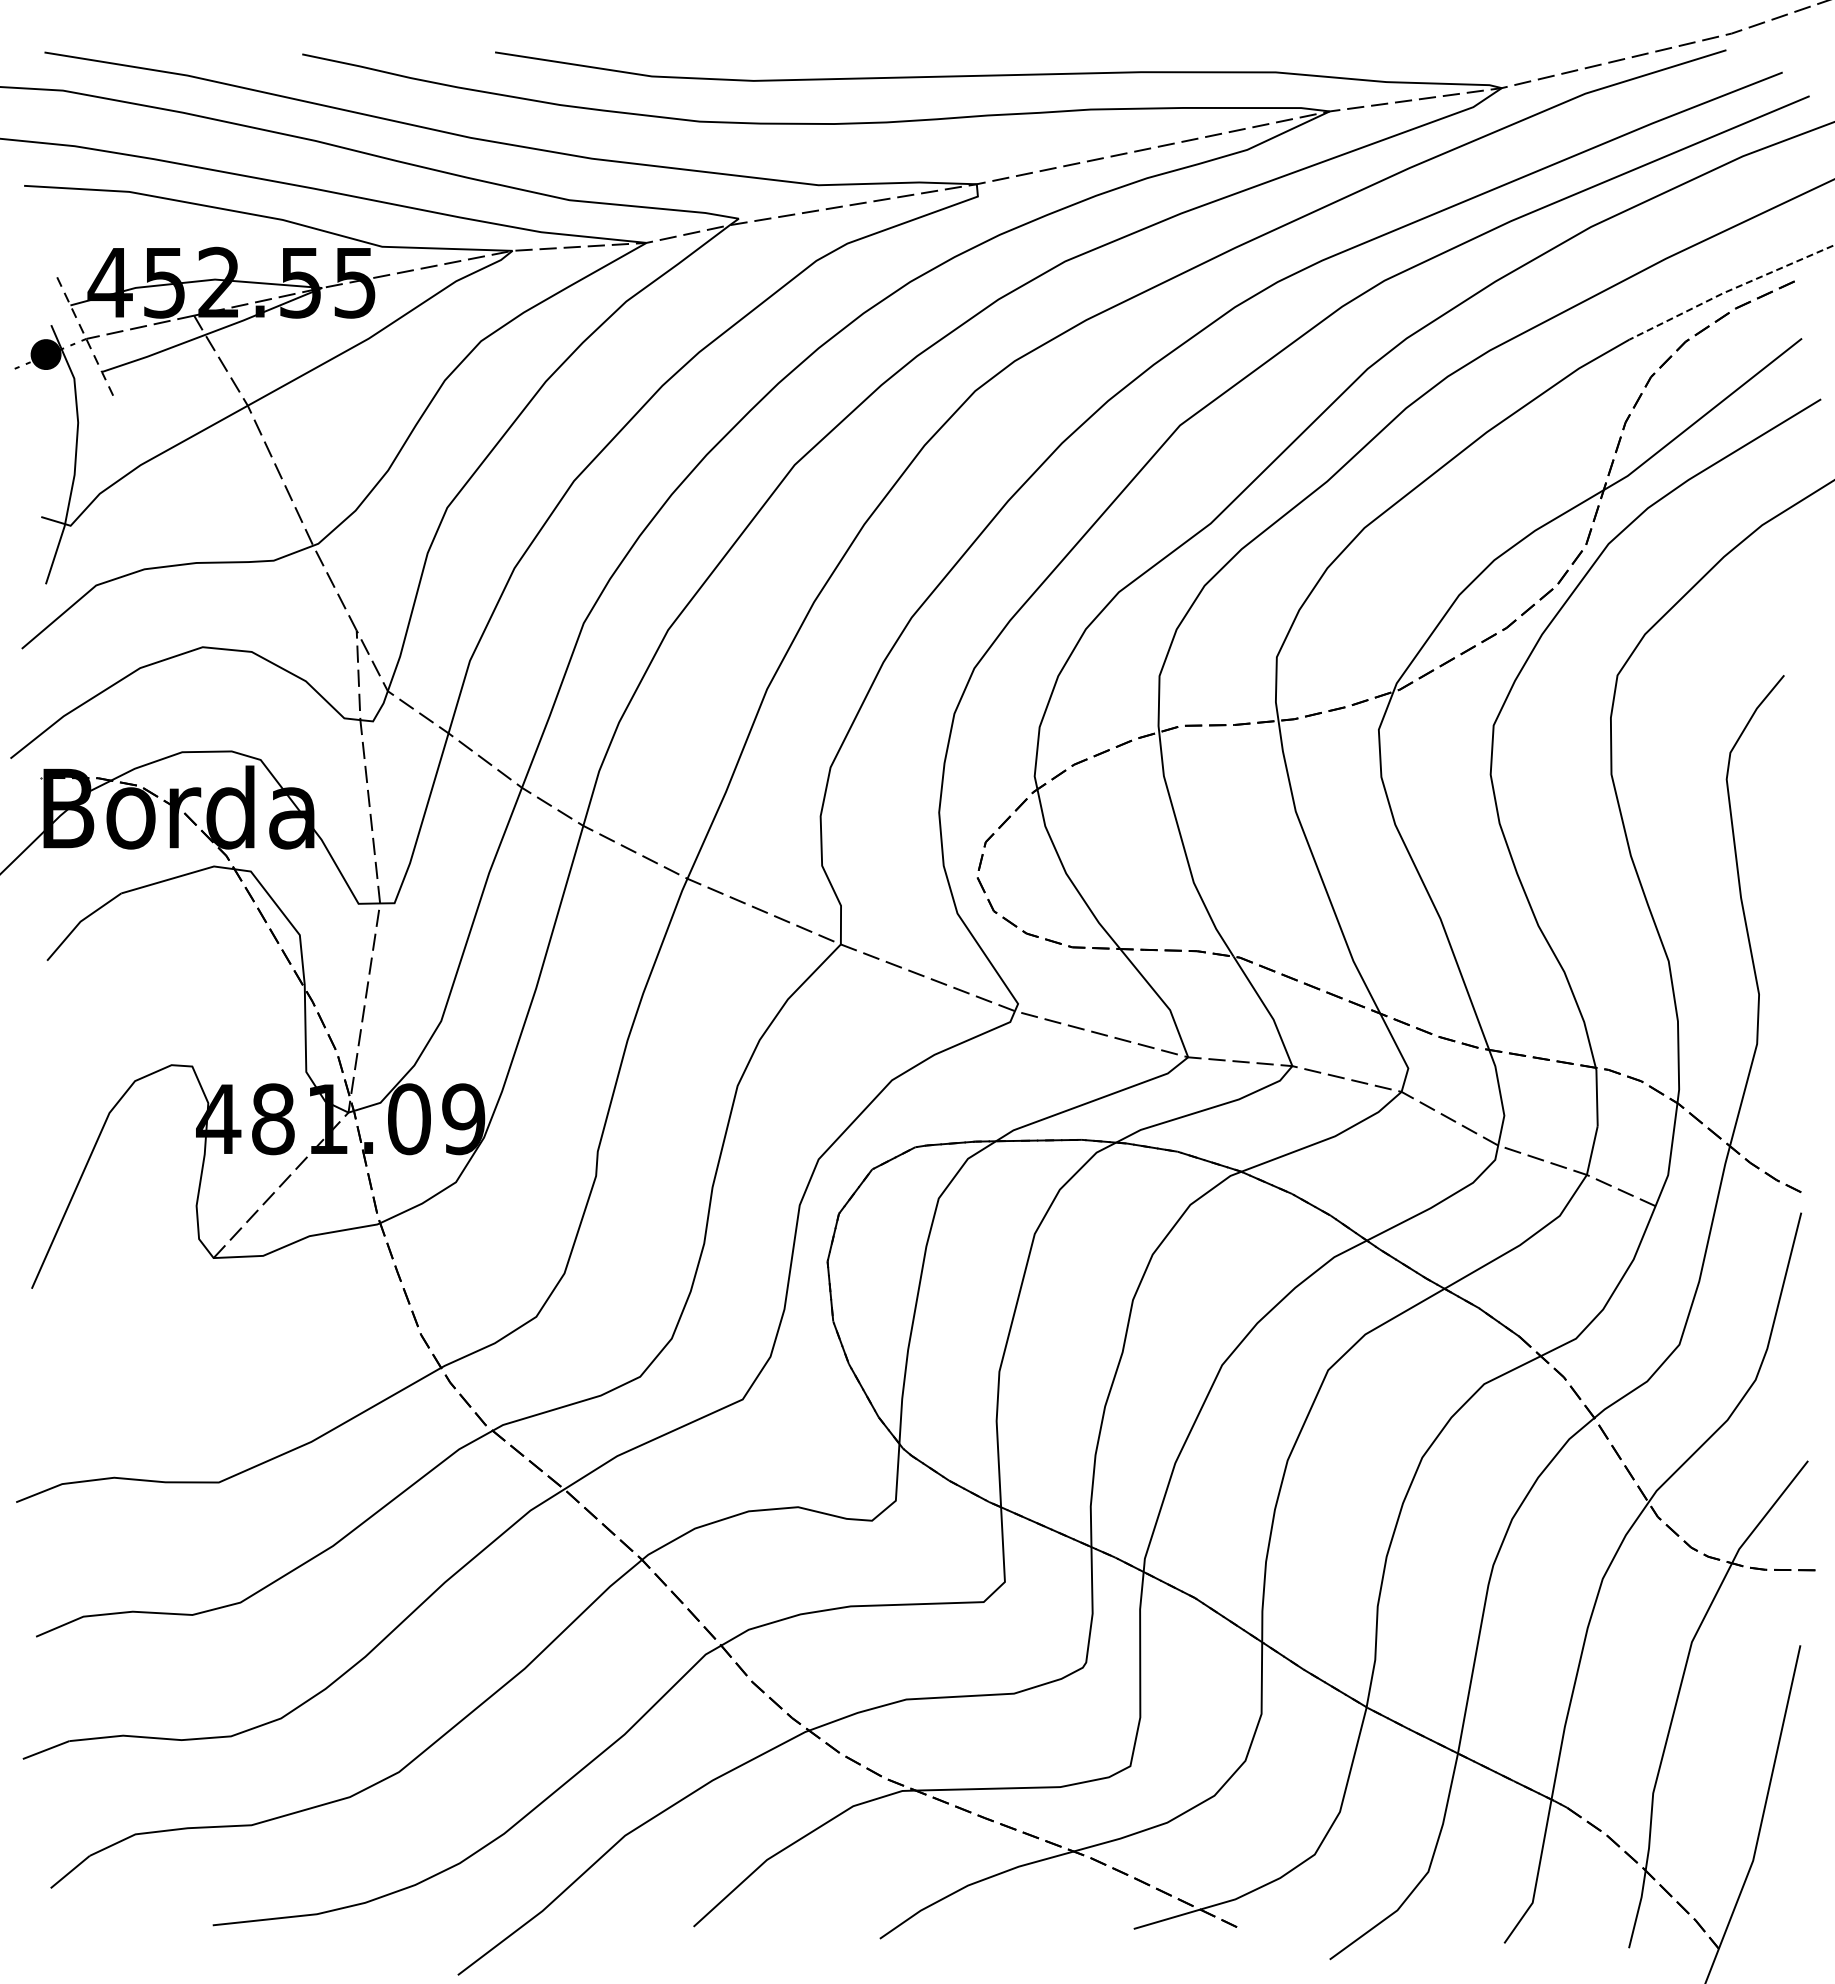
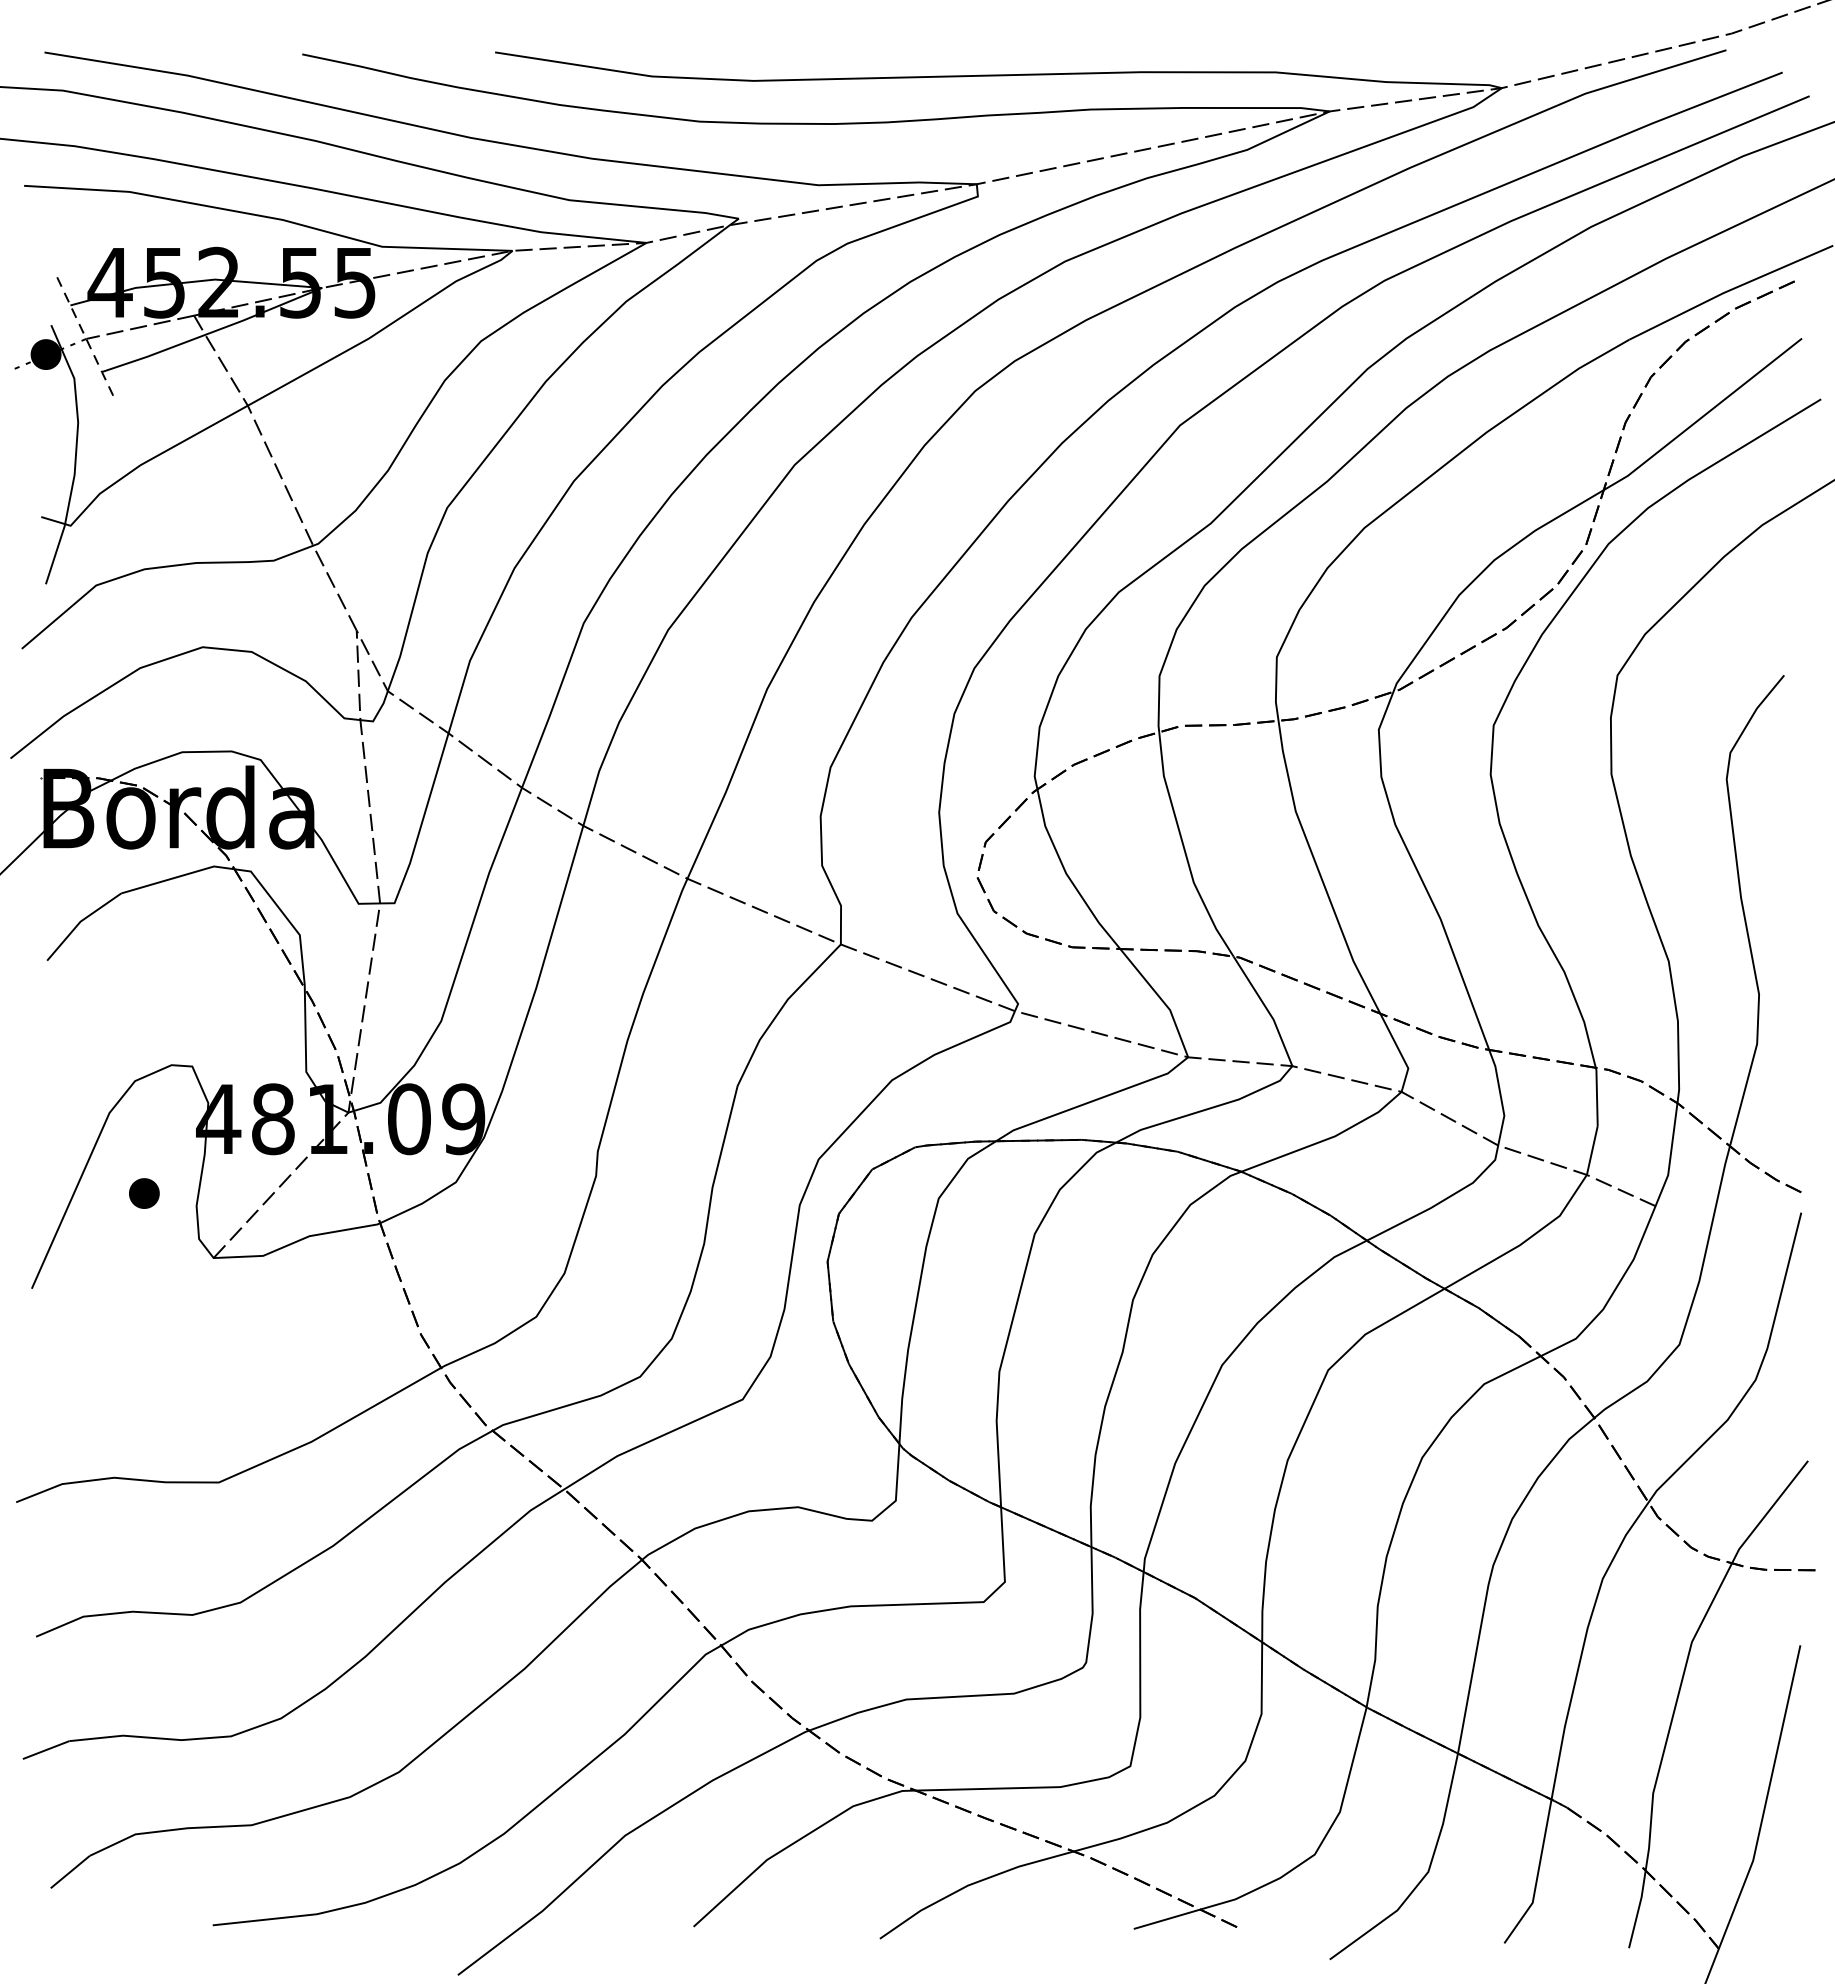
line: dashed -> solid (1728, 290)
part: none -> present (144, 1193)
